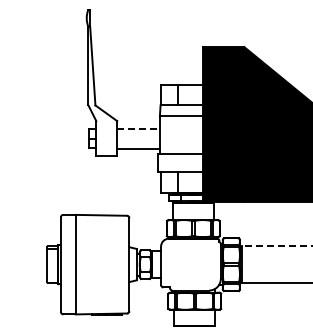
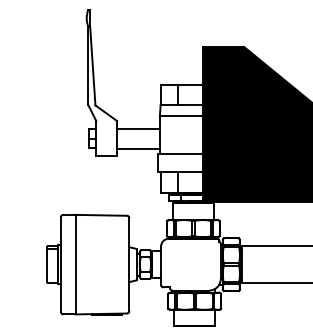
line: dashed -> solid (139, 128)
line: dashed -> solid (277, 245)
